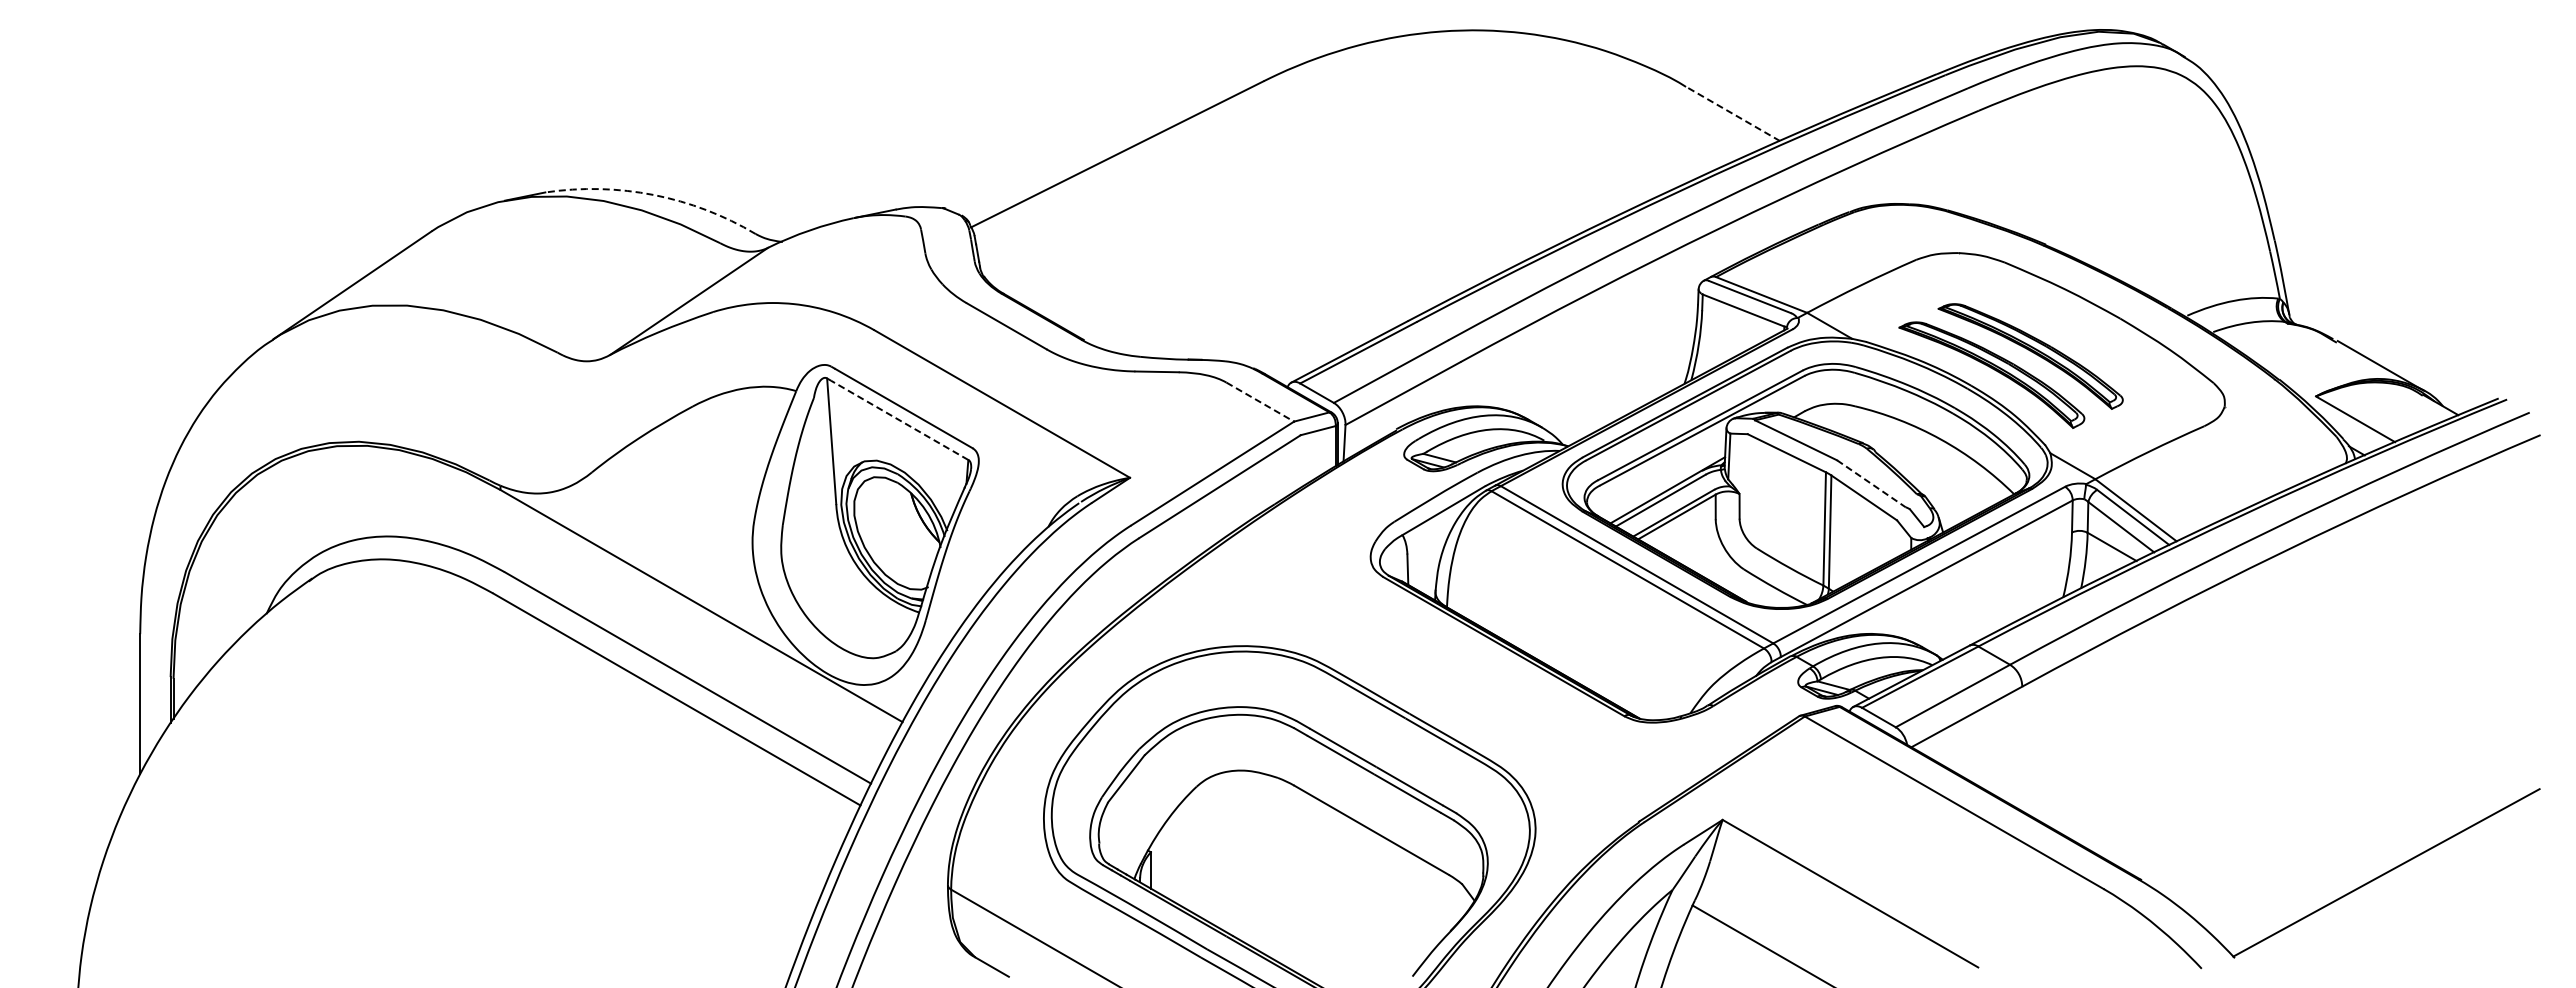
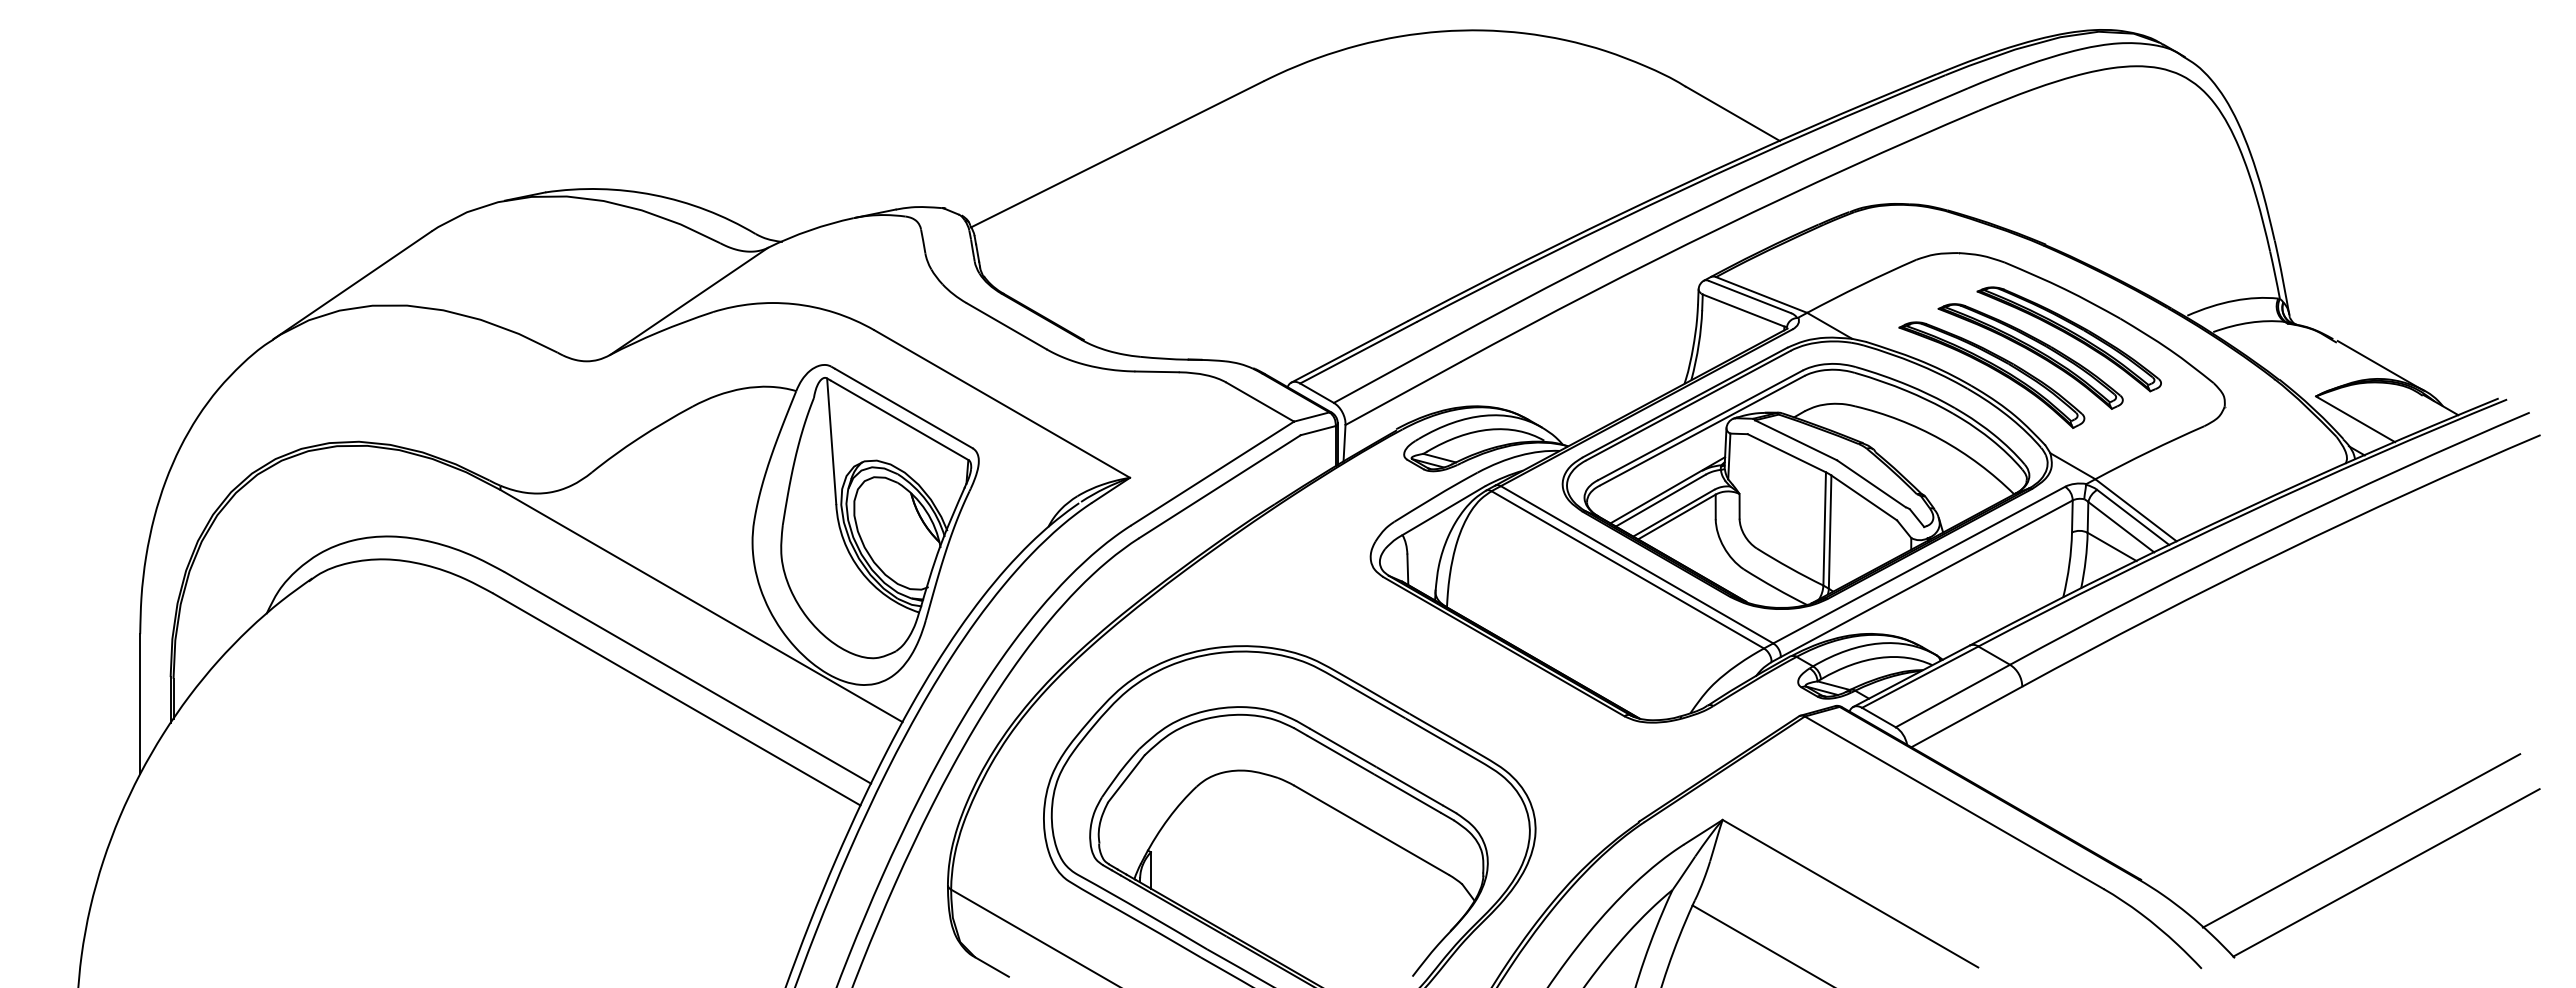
line: dashed -> solid (1732, 113)
arc: dashed -> solid (654, 195)
part: none -> present (2068, 339)
line: dashed -> solid (1260, 402)
line: dashed -> solid (899, 420)
line: dashed -> solid (1871, 483)
line: none -> present (2361, 840)
